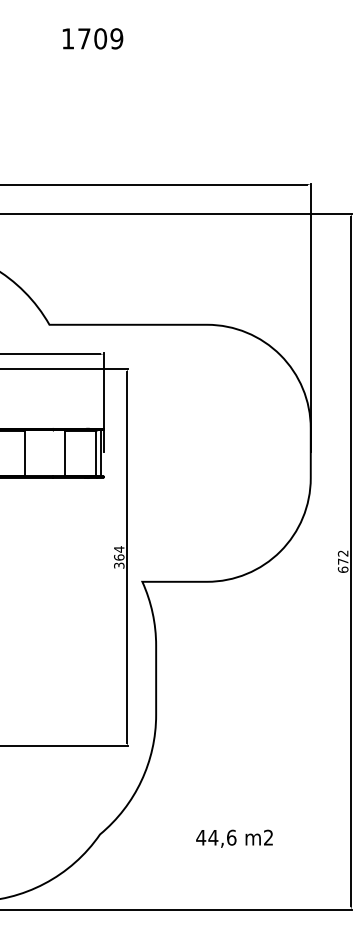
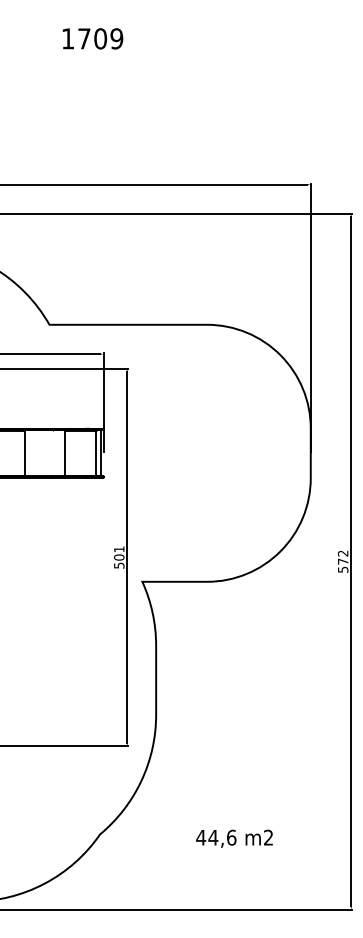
text: 364 -> 501 (119, 557)
text: 672 -> 572 (342, 569)
